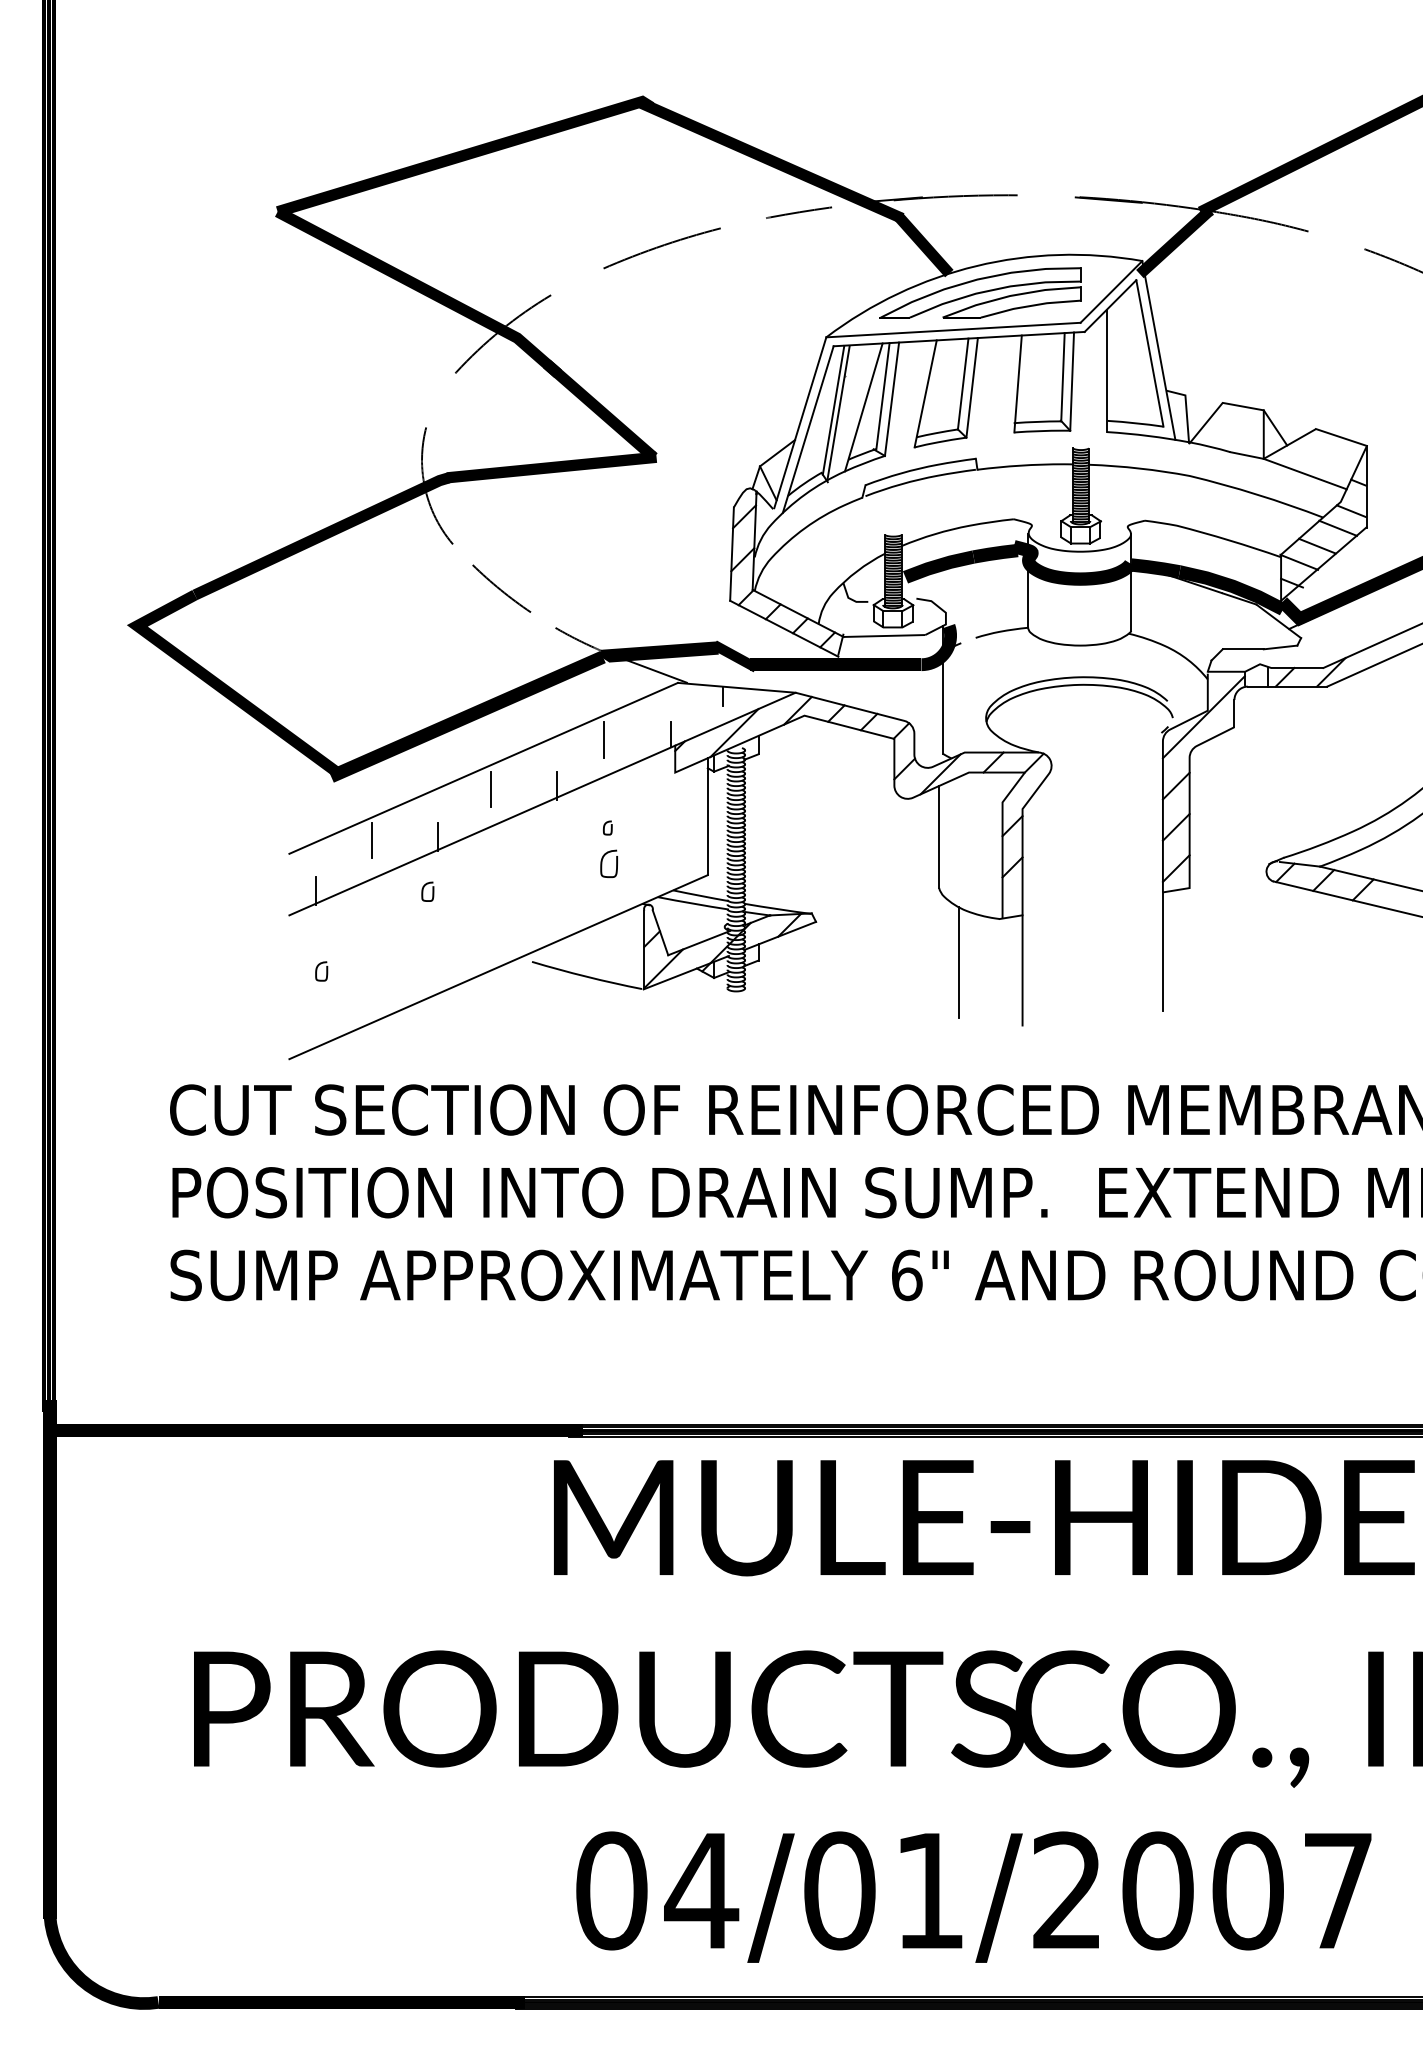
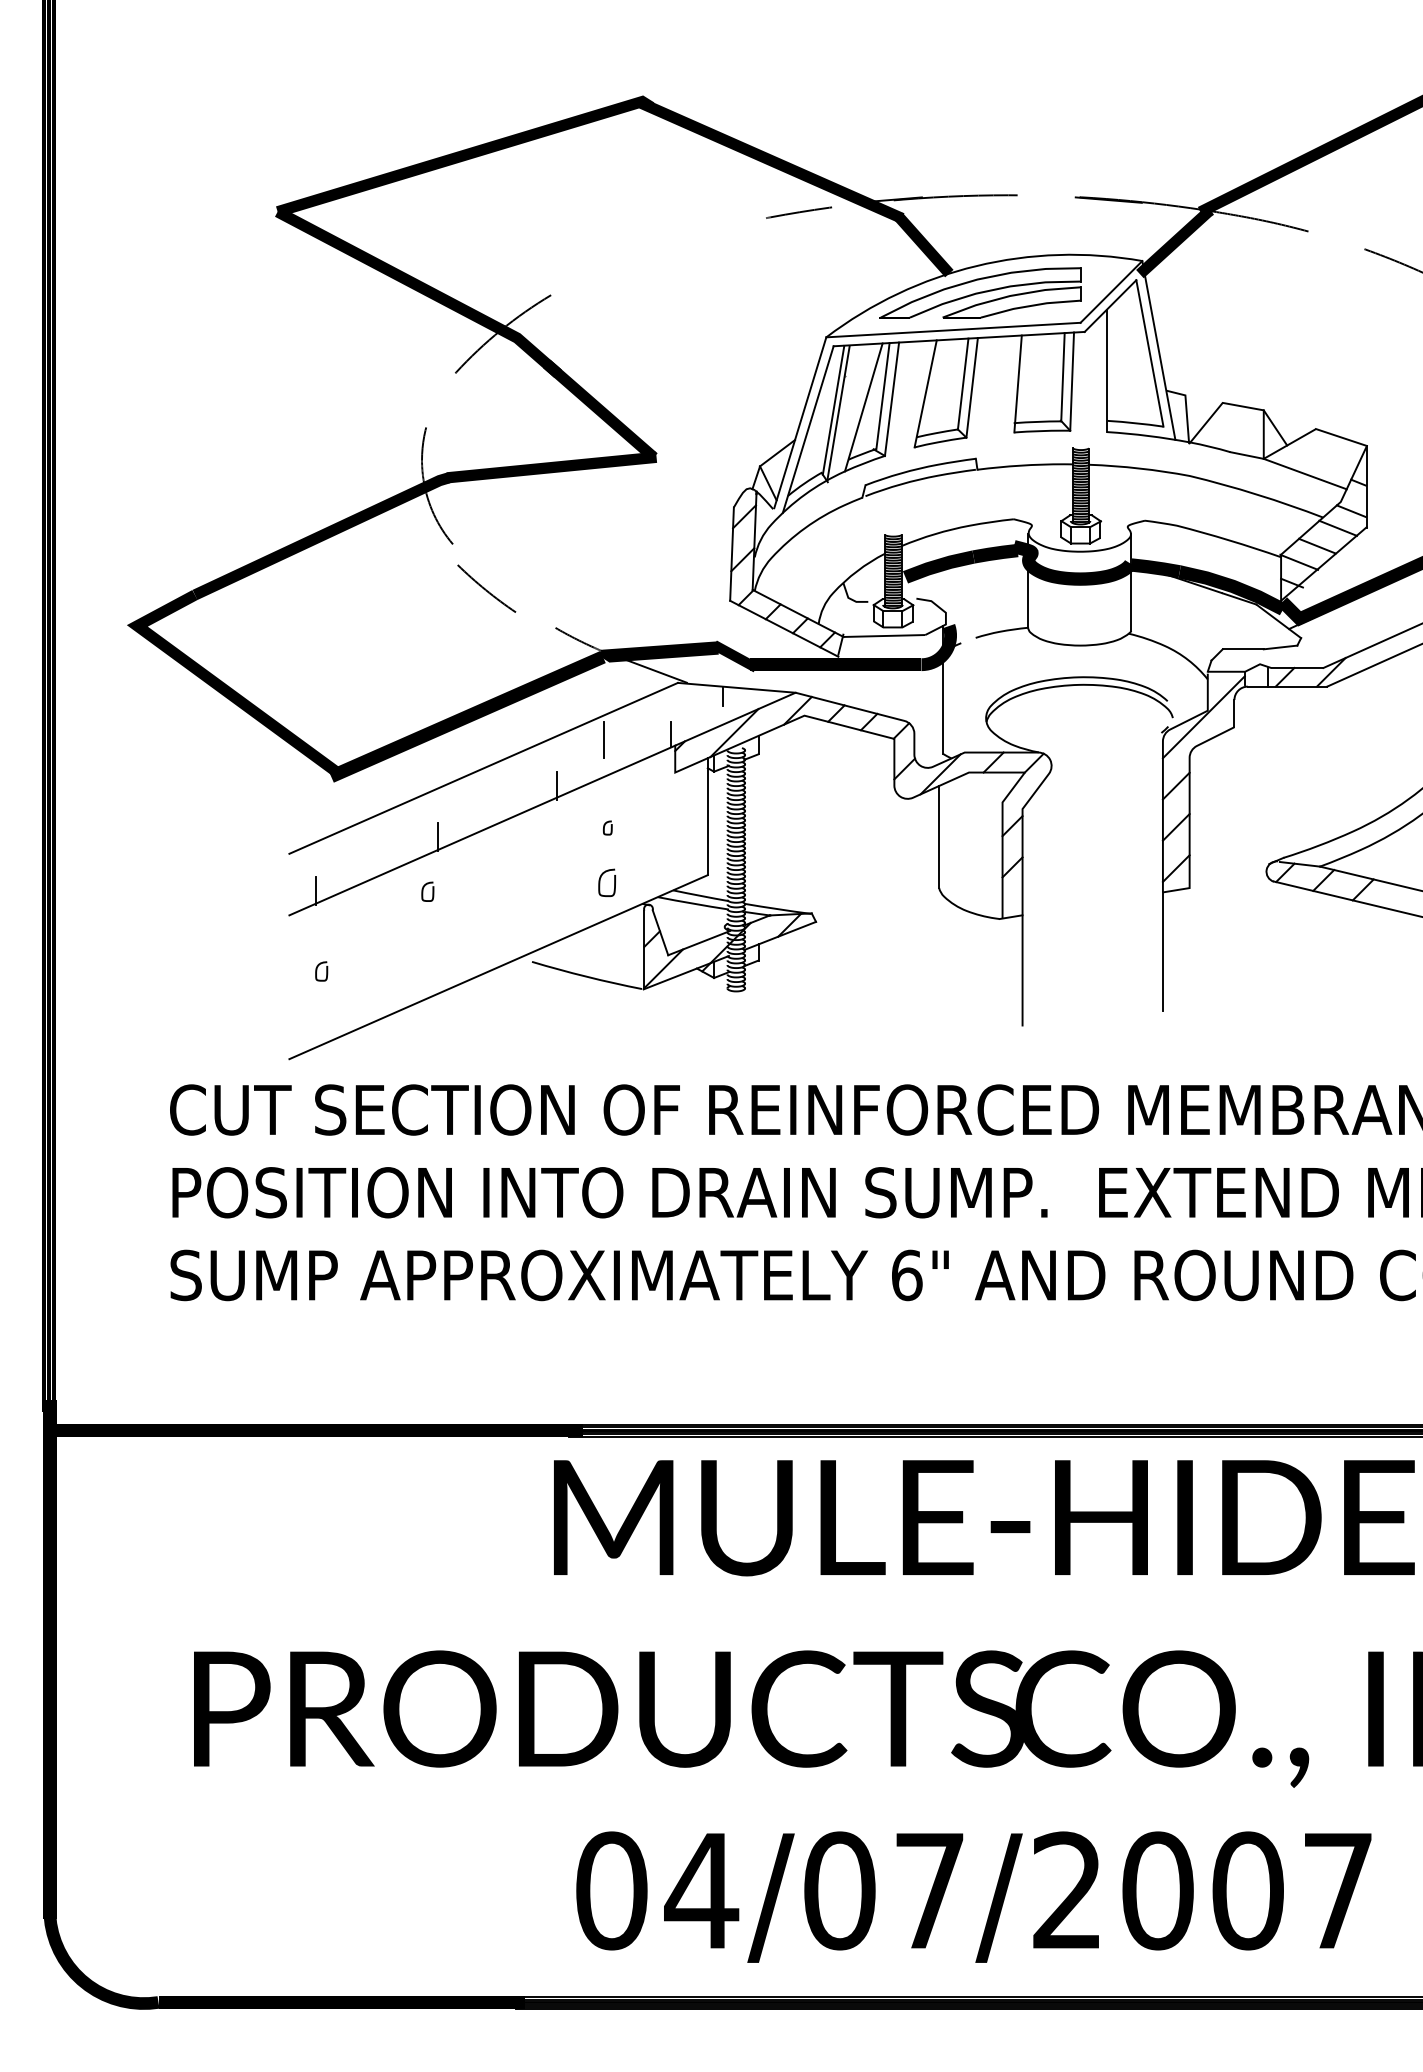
curve: present -> none (660, 247)
curve position: (500, 588) -> (485, 588) (485, 588)
line: present -> none (490, 788)
line: present -> none (371, 839)
curve position: (602, 863) -> (600, 882) (600, 882)
line: present -> none (958, 962)
text: 04/01/2007 -> 04/07/2007 (929, 1890)
